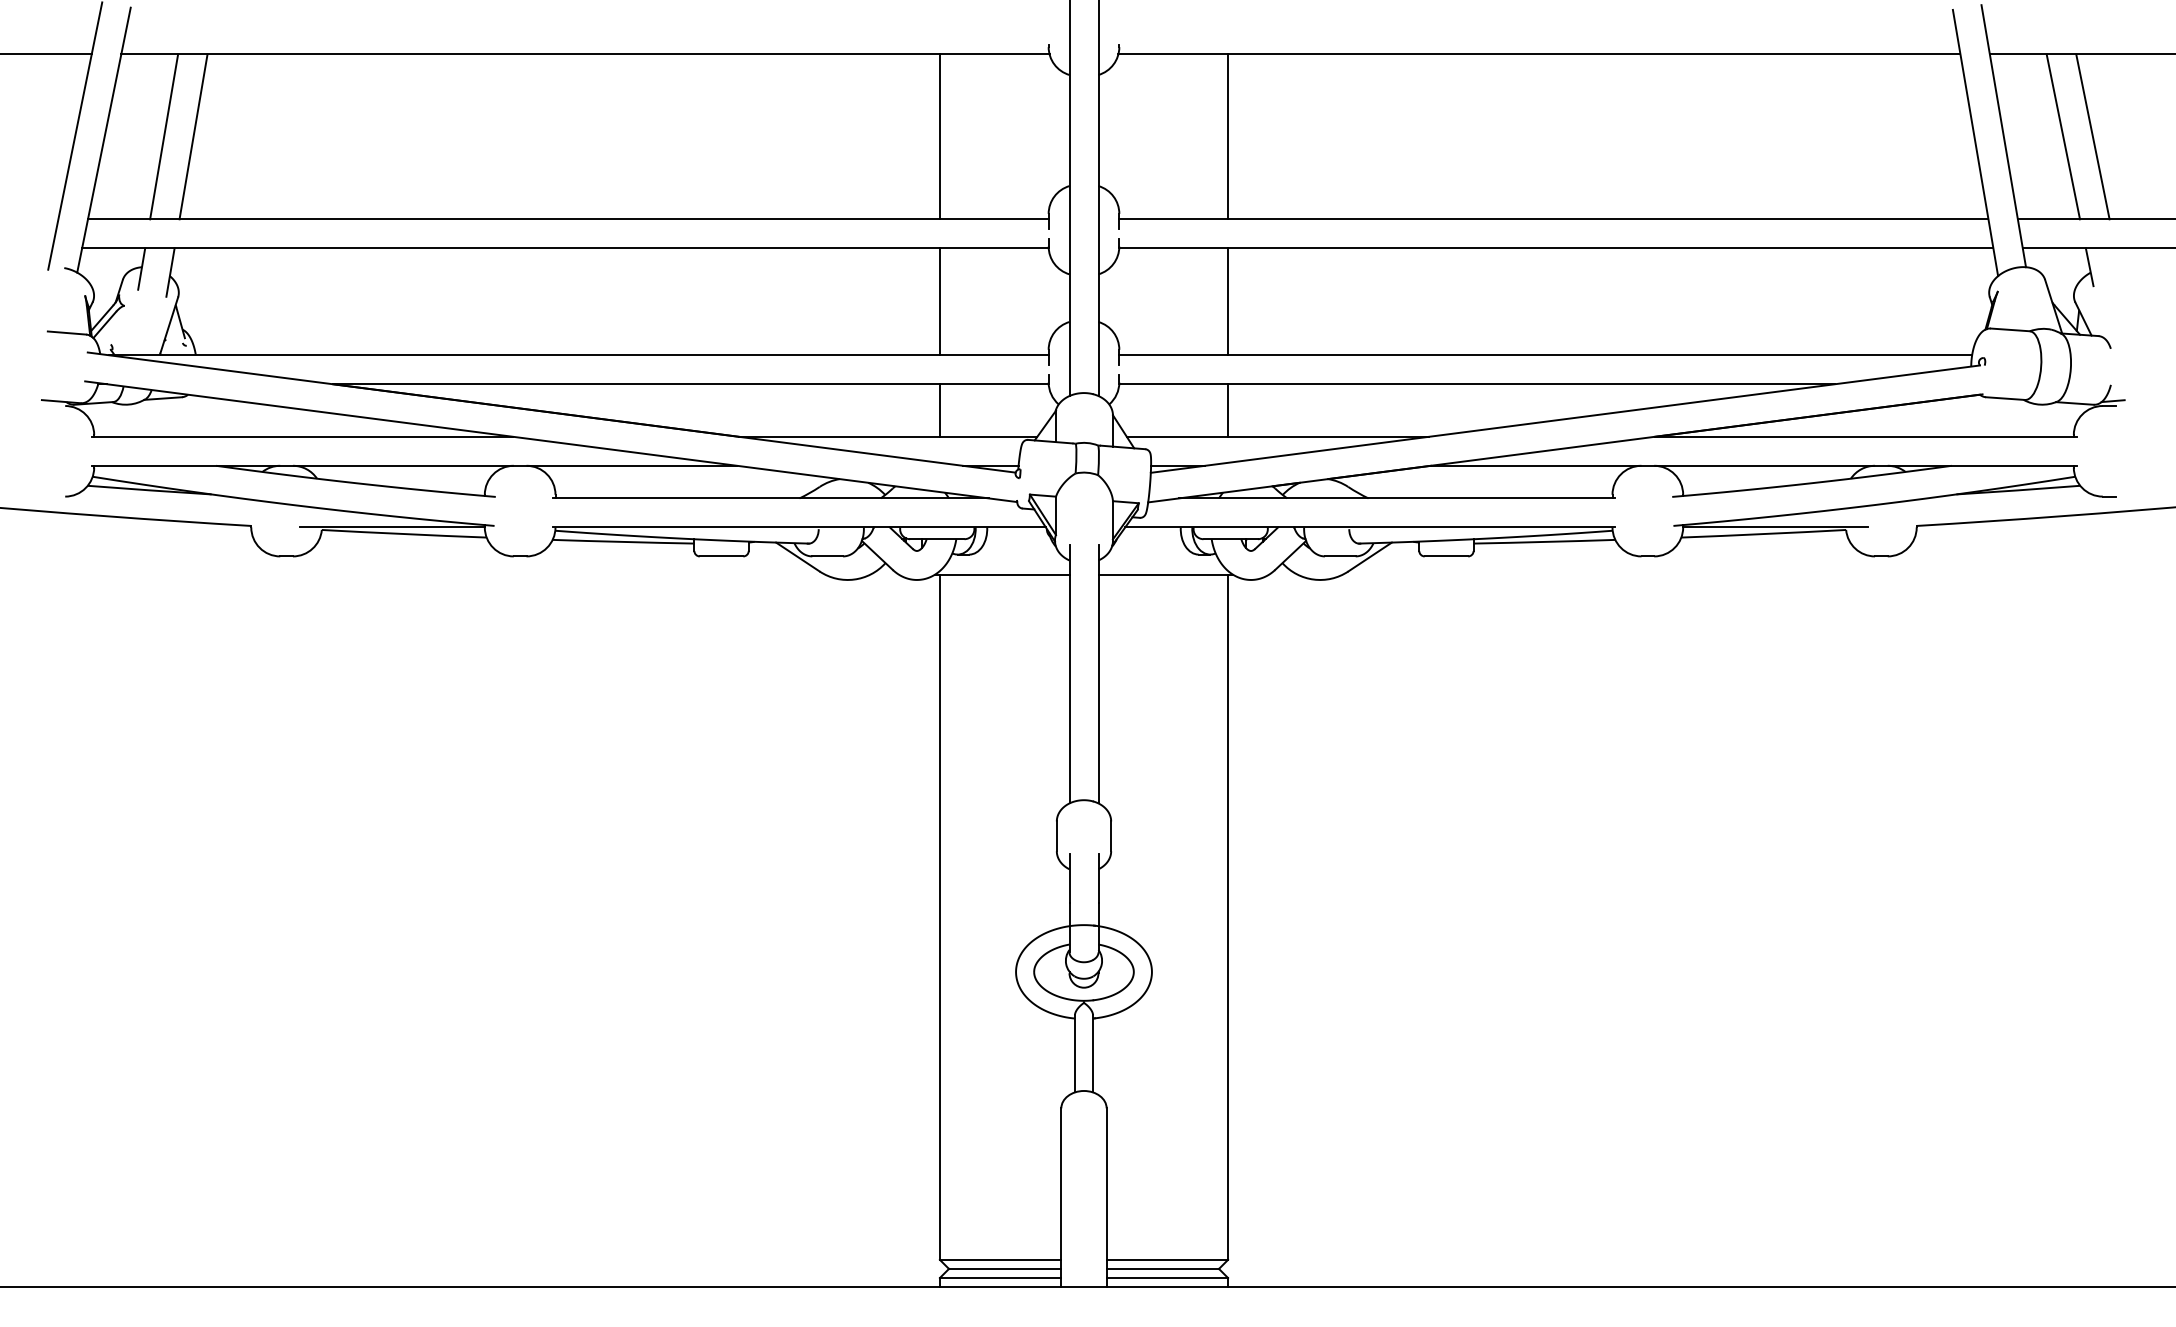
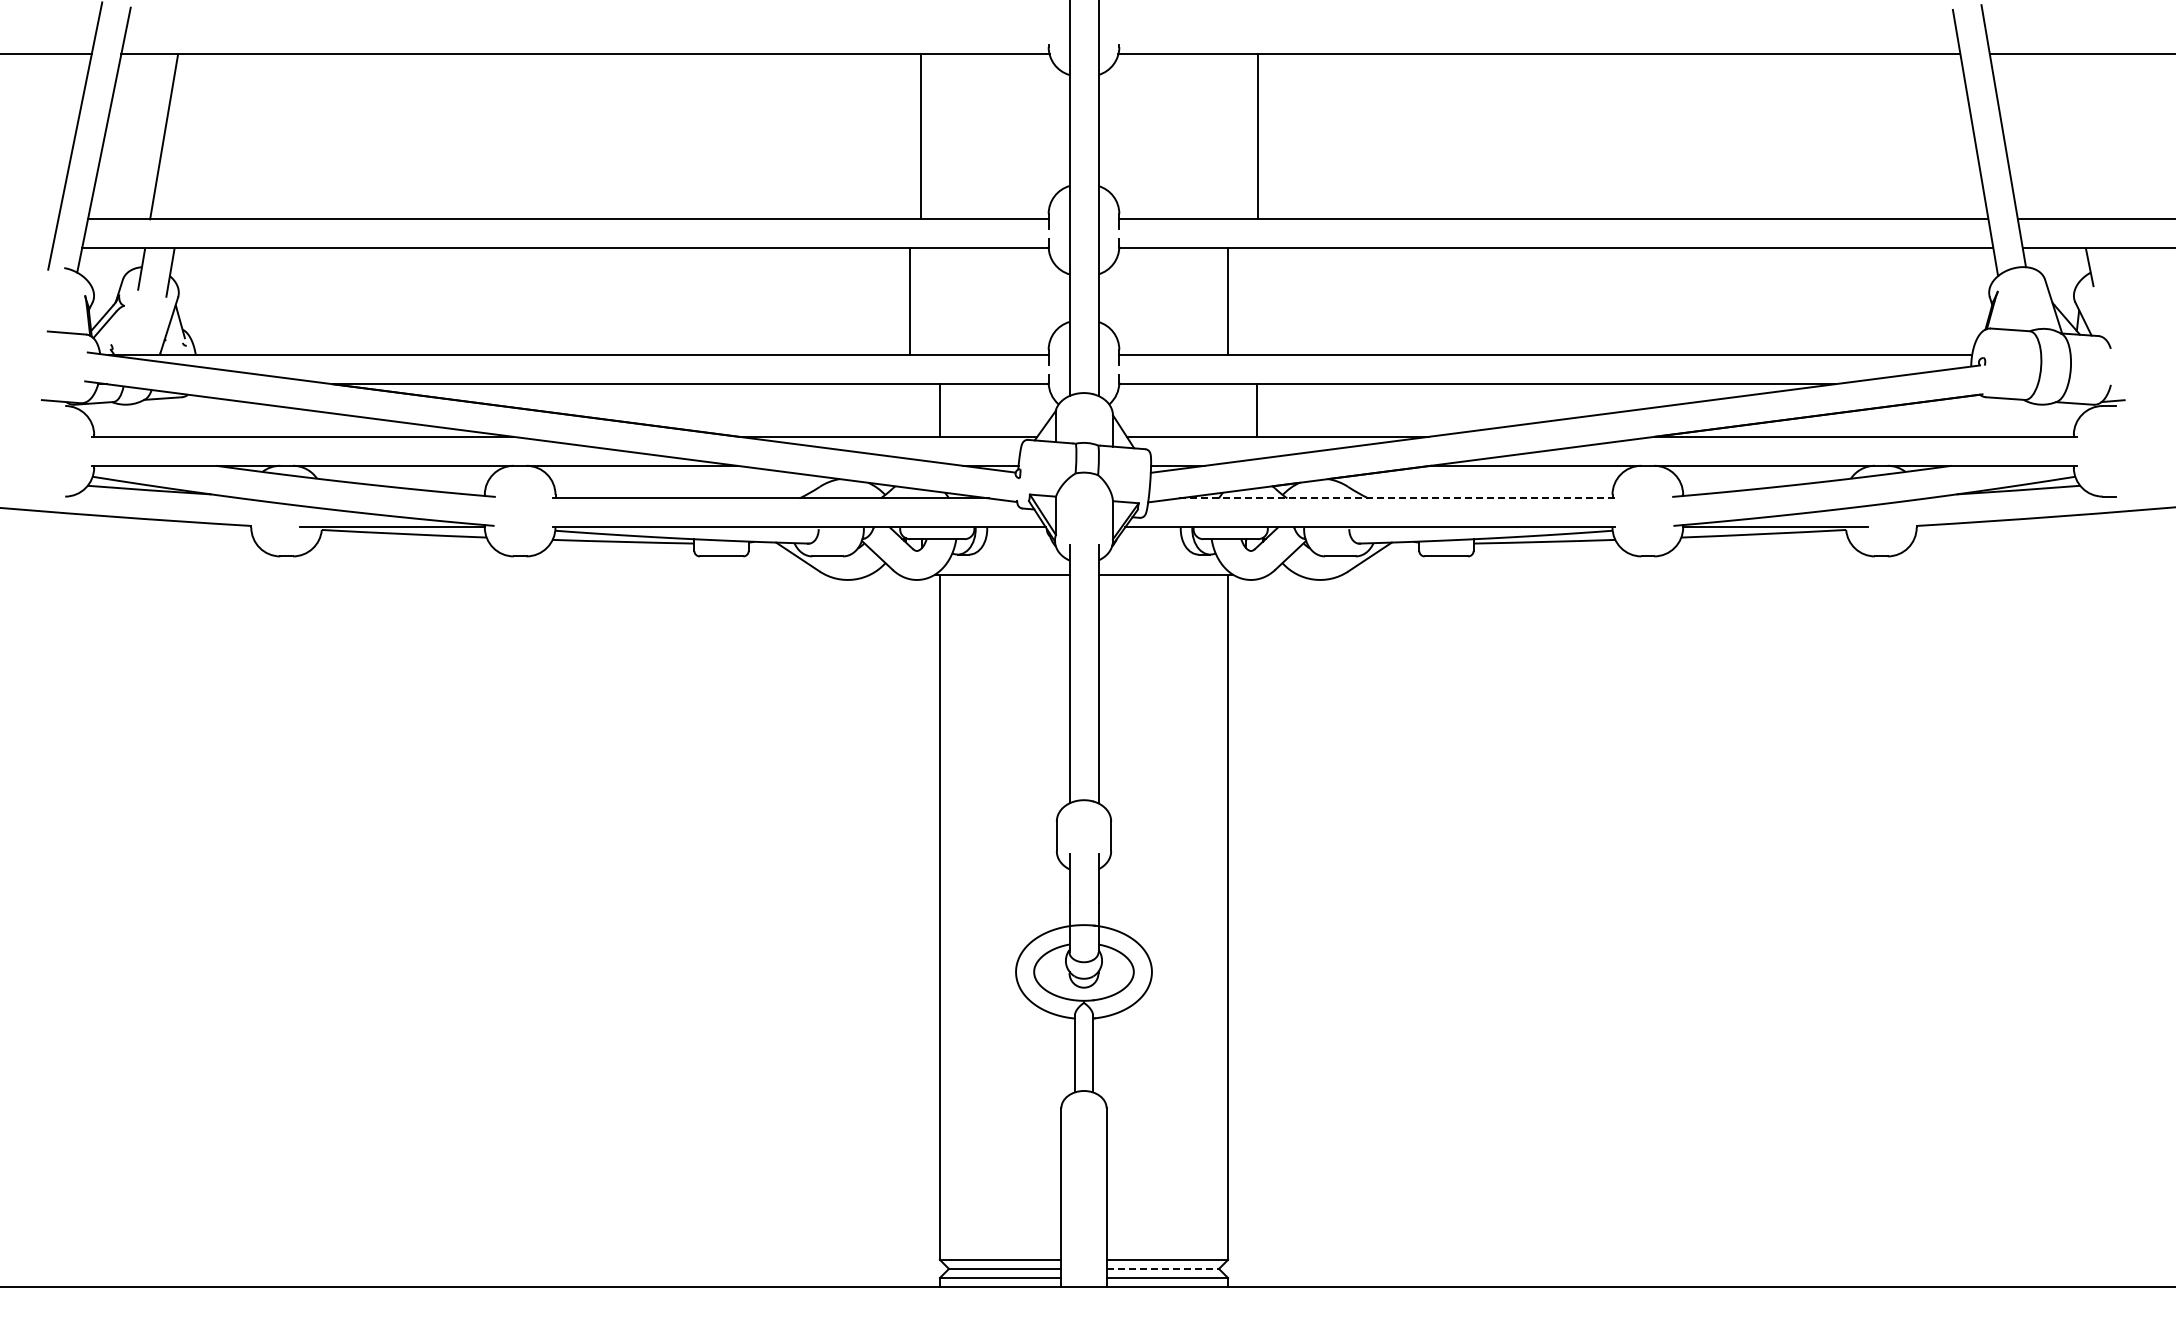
line: present -> none (193, 136)
line position: (939, 136) -> (920, 136) (920, 136)
line position: (1228, 136) -> (1258, 136) (1258, 136)
line: present -> none (2063, 136)
line: present -> none (2092, 136)
line position: (939, 301) -> (909, 301) (909, 301)
line position: (1228, 410) -> (1257, 410) (1257, 410)
line: solid -> dashed (1397, 498)
line: solid -> dashed (1163, 1268)
